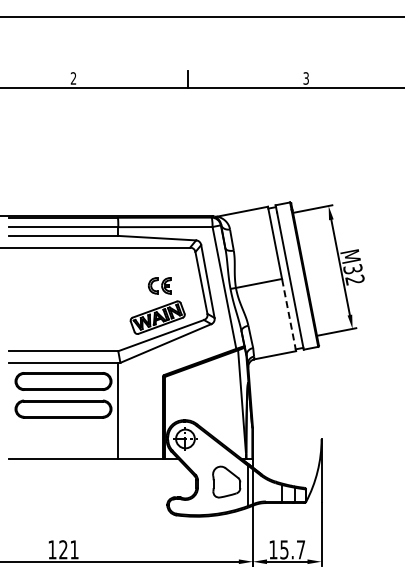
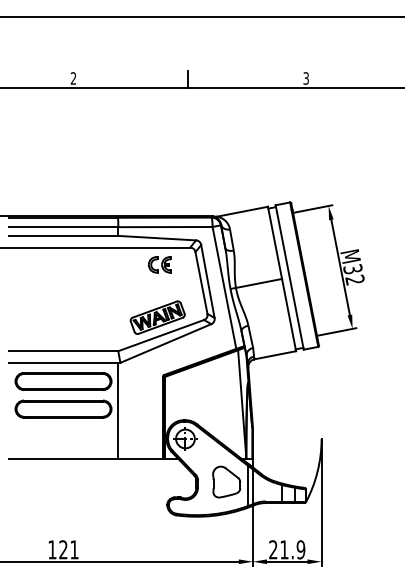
part position: (159, 285) -> (159, 264) (159, 264)
line: dashed -> solid (289, 315)
text: 15.7 -> 21.9 (287, 549)
